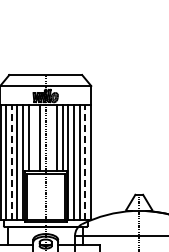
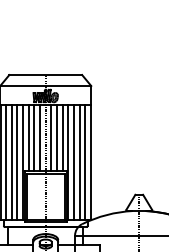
line: none -> present (34, 138)
line: none -> present (51, 138)
line: dashed -> solid (11, 162)
line: dashed -> solid (85, 162)
